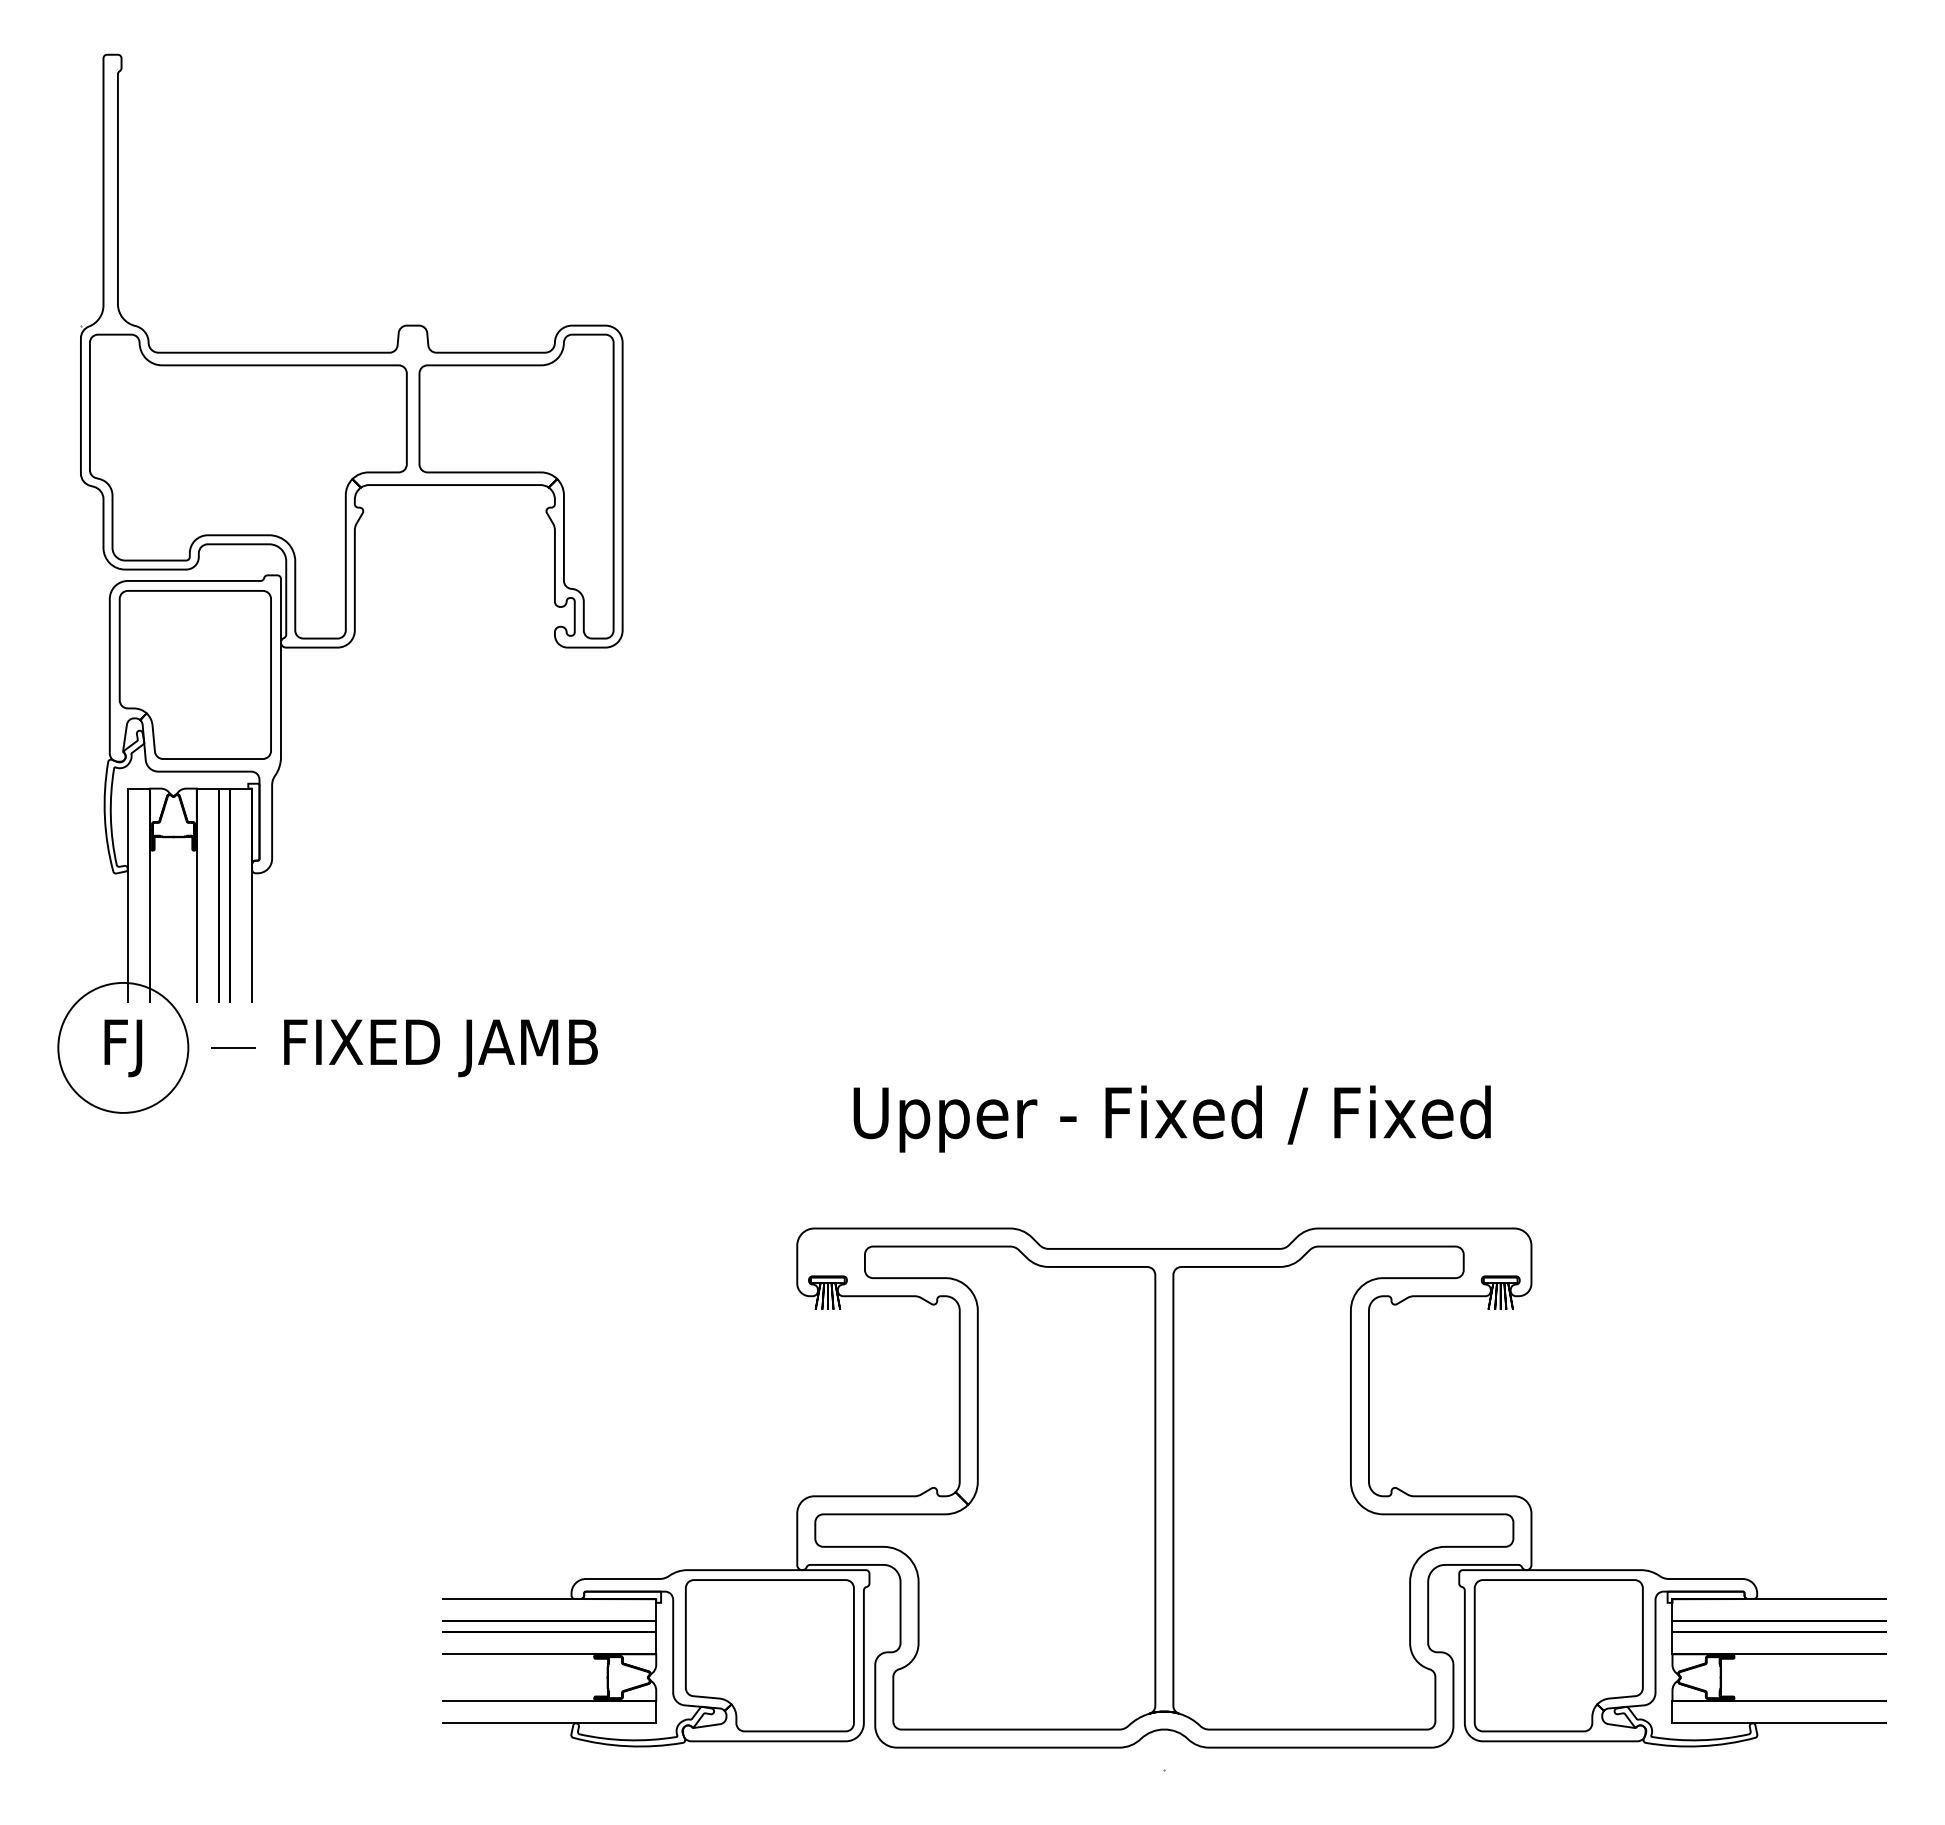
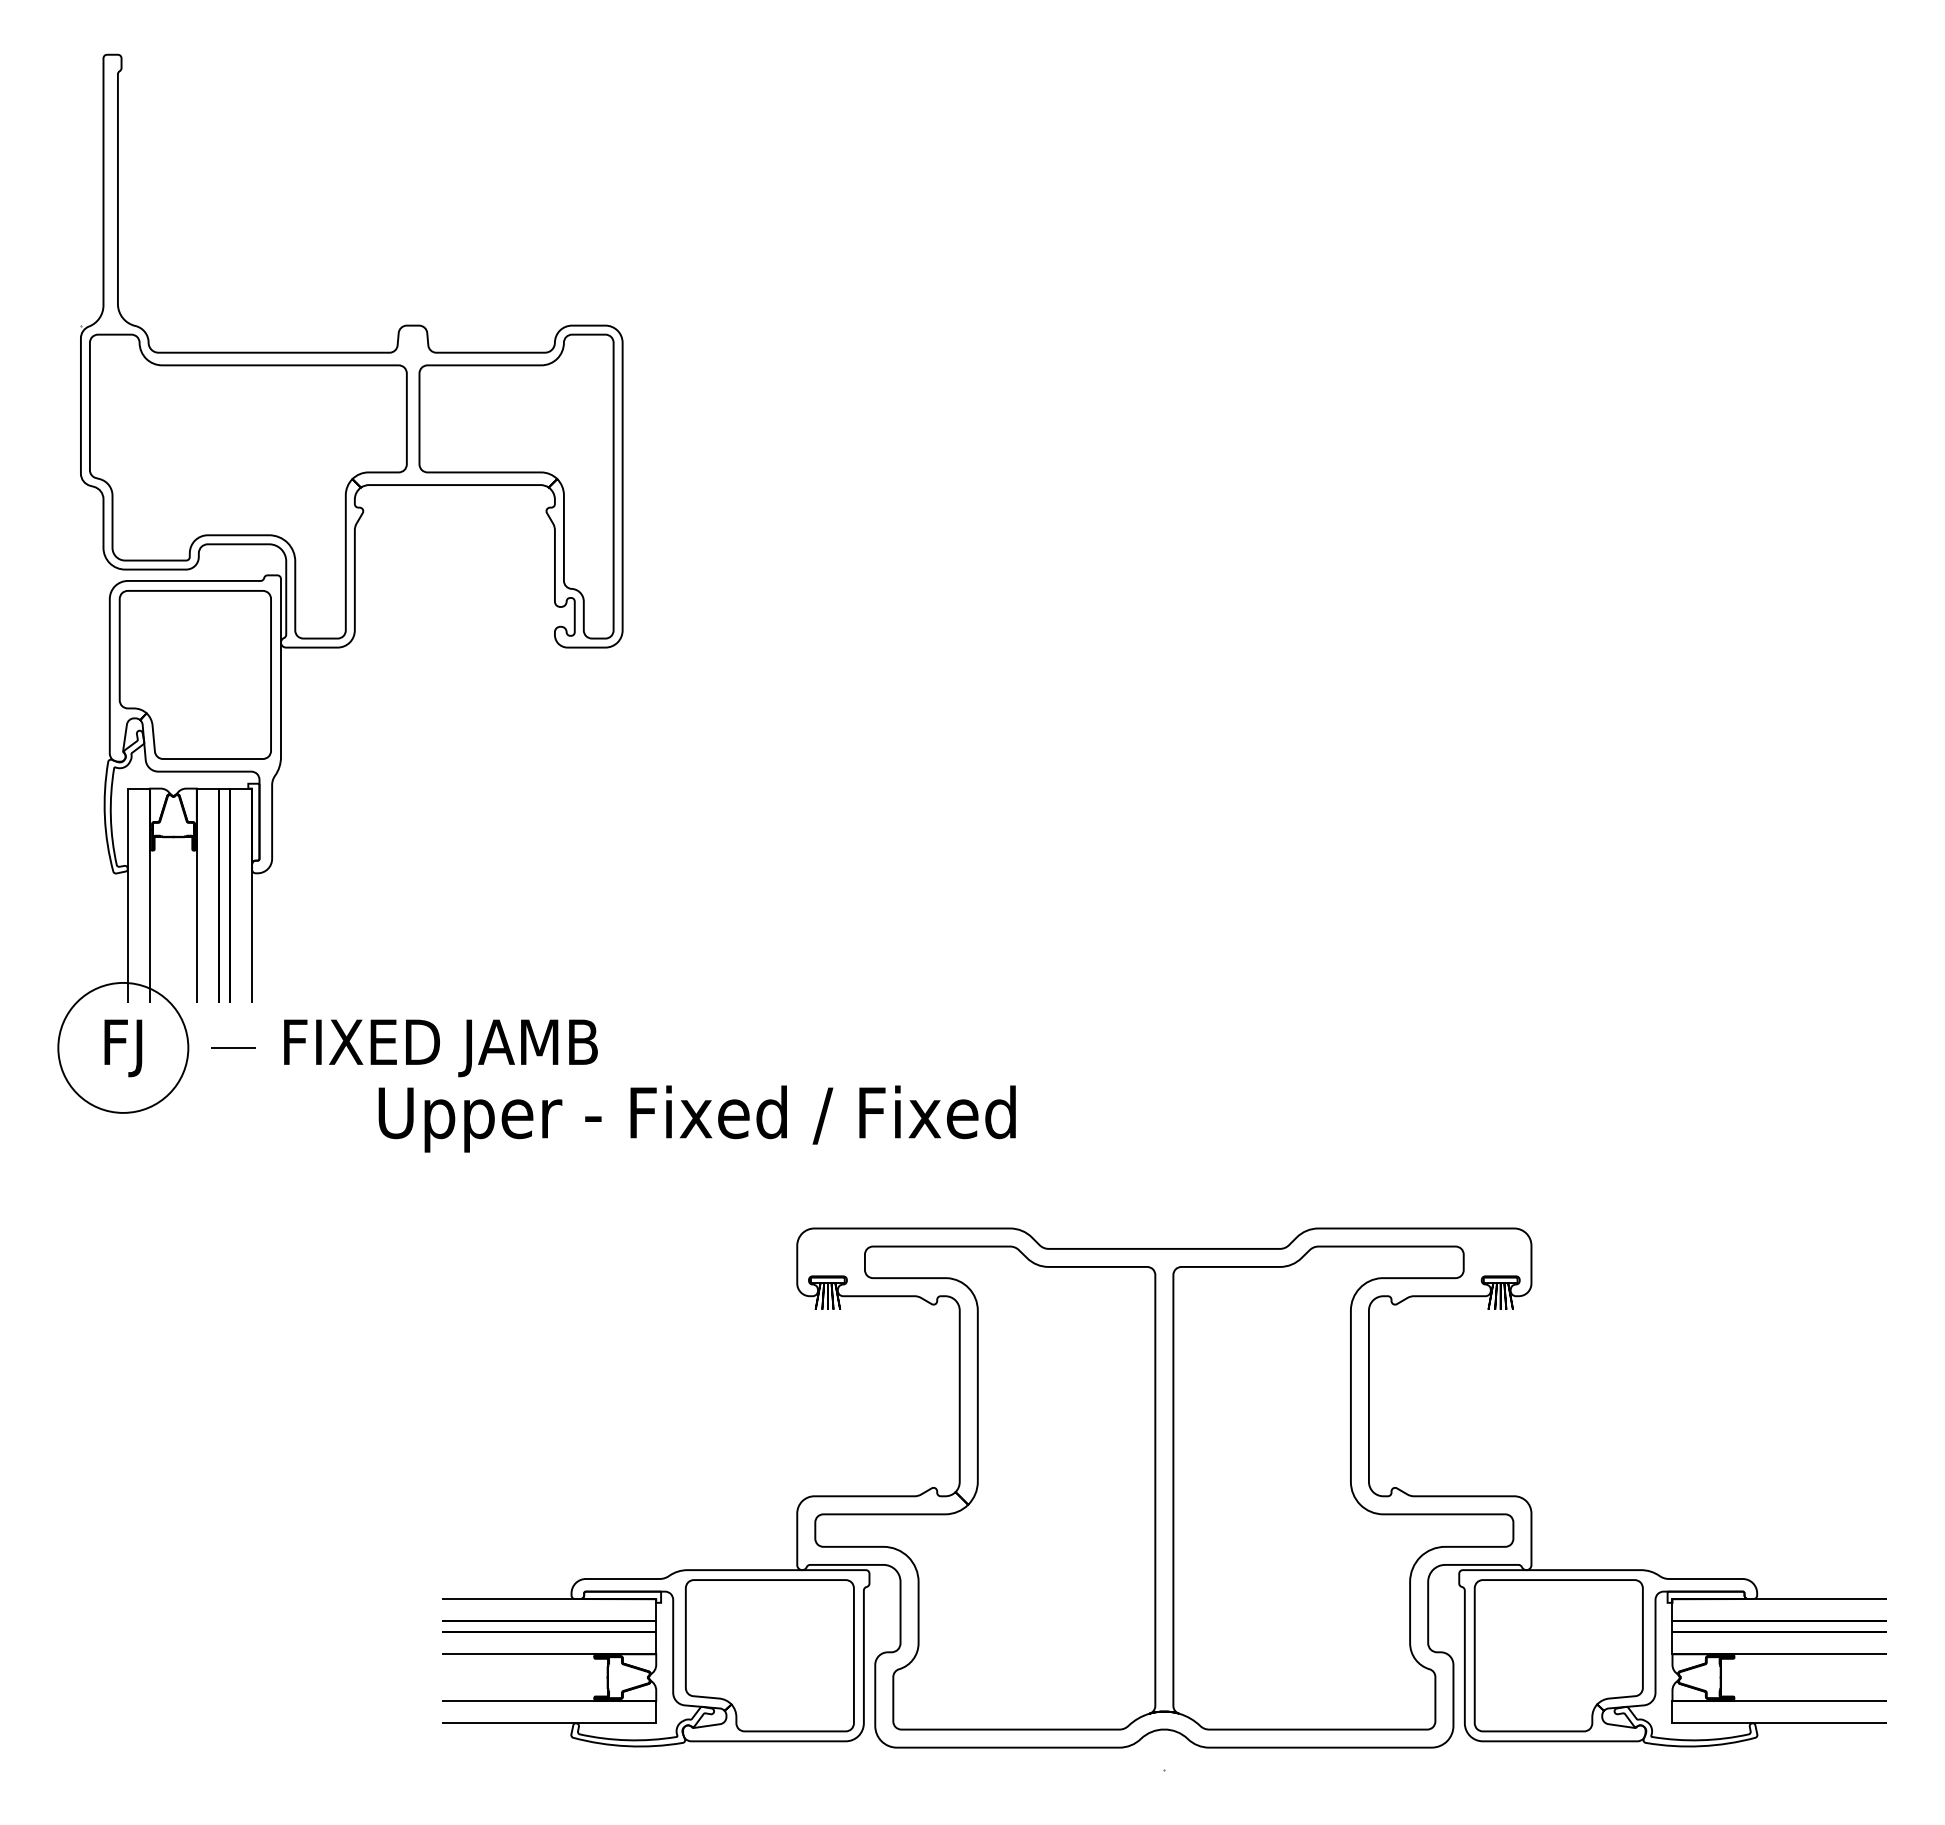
text position: (1171, 1118) -> (696, 1118) (696, 1118)
